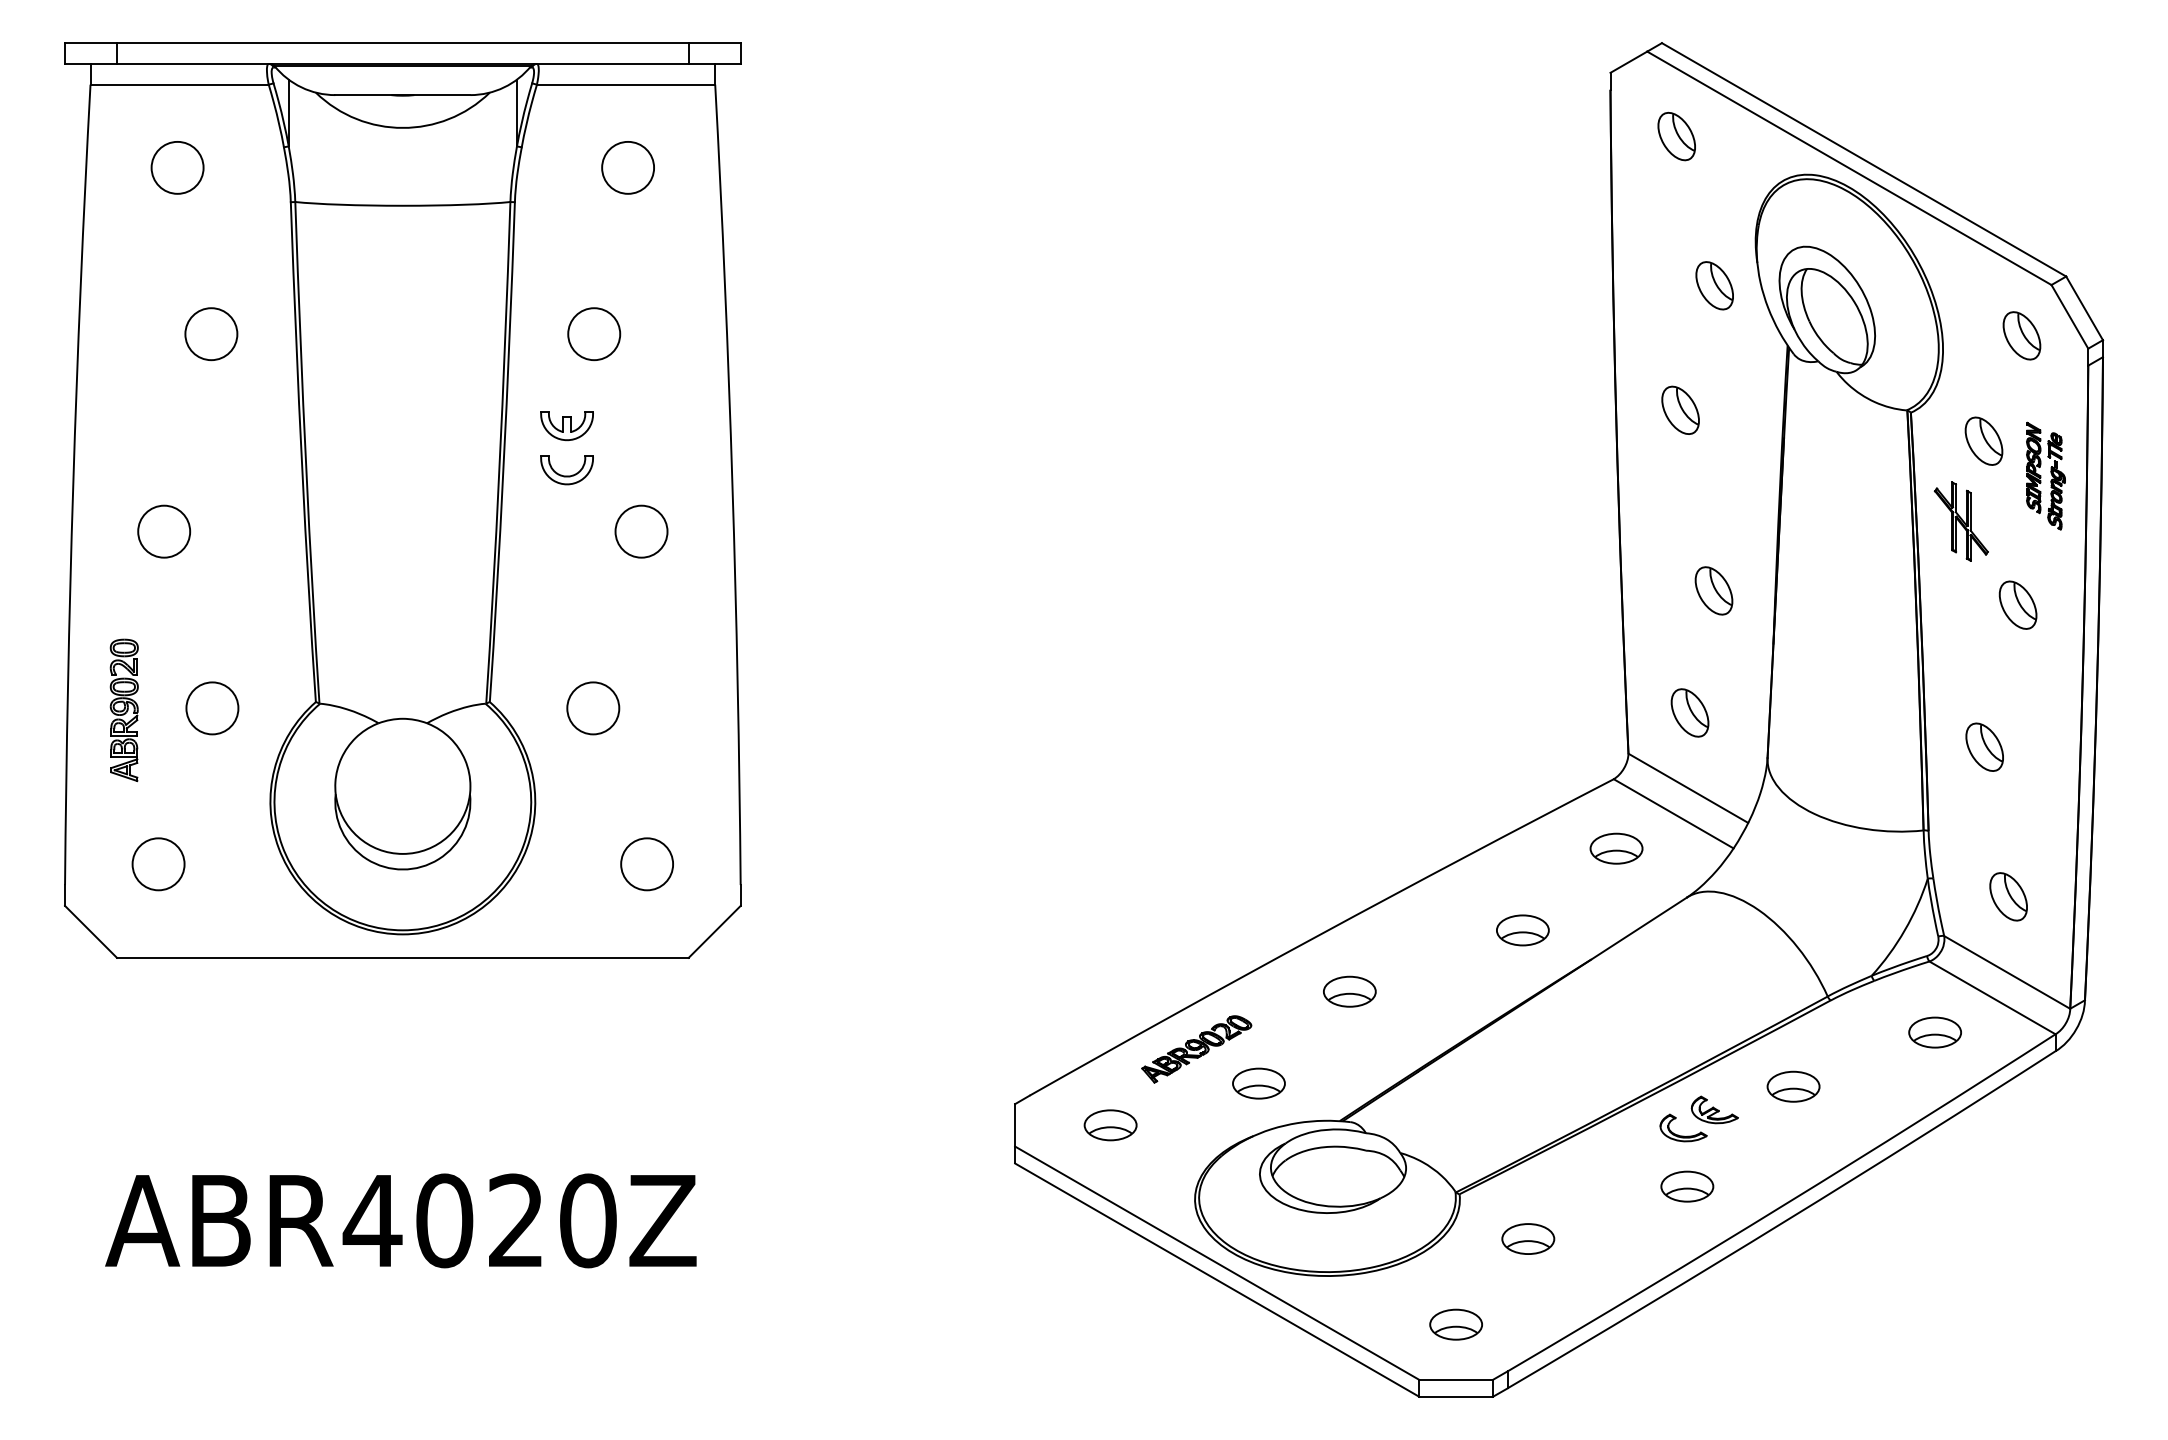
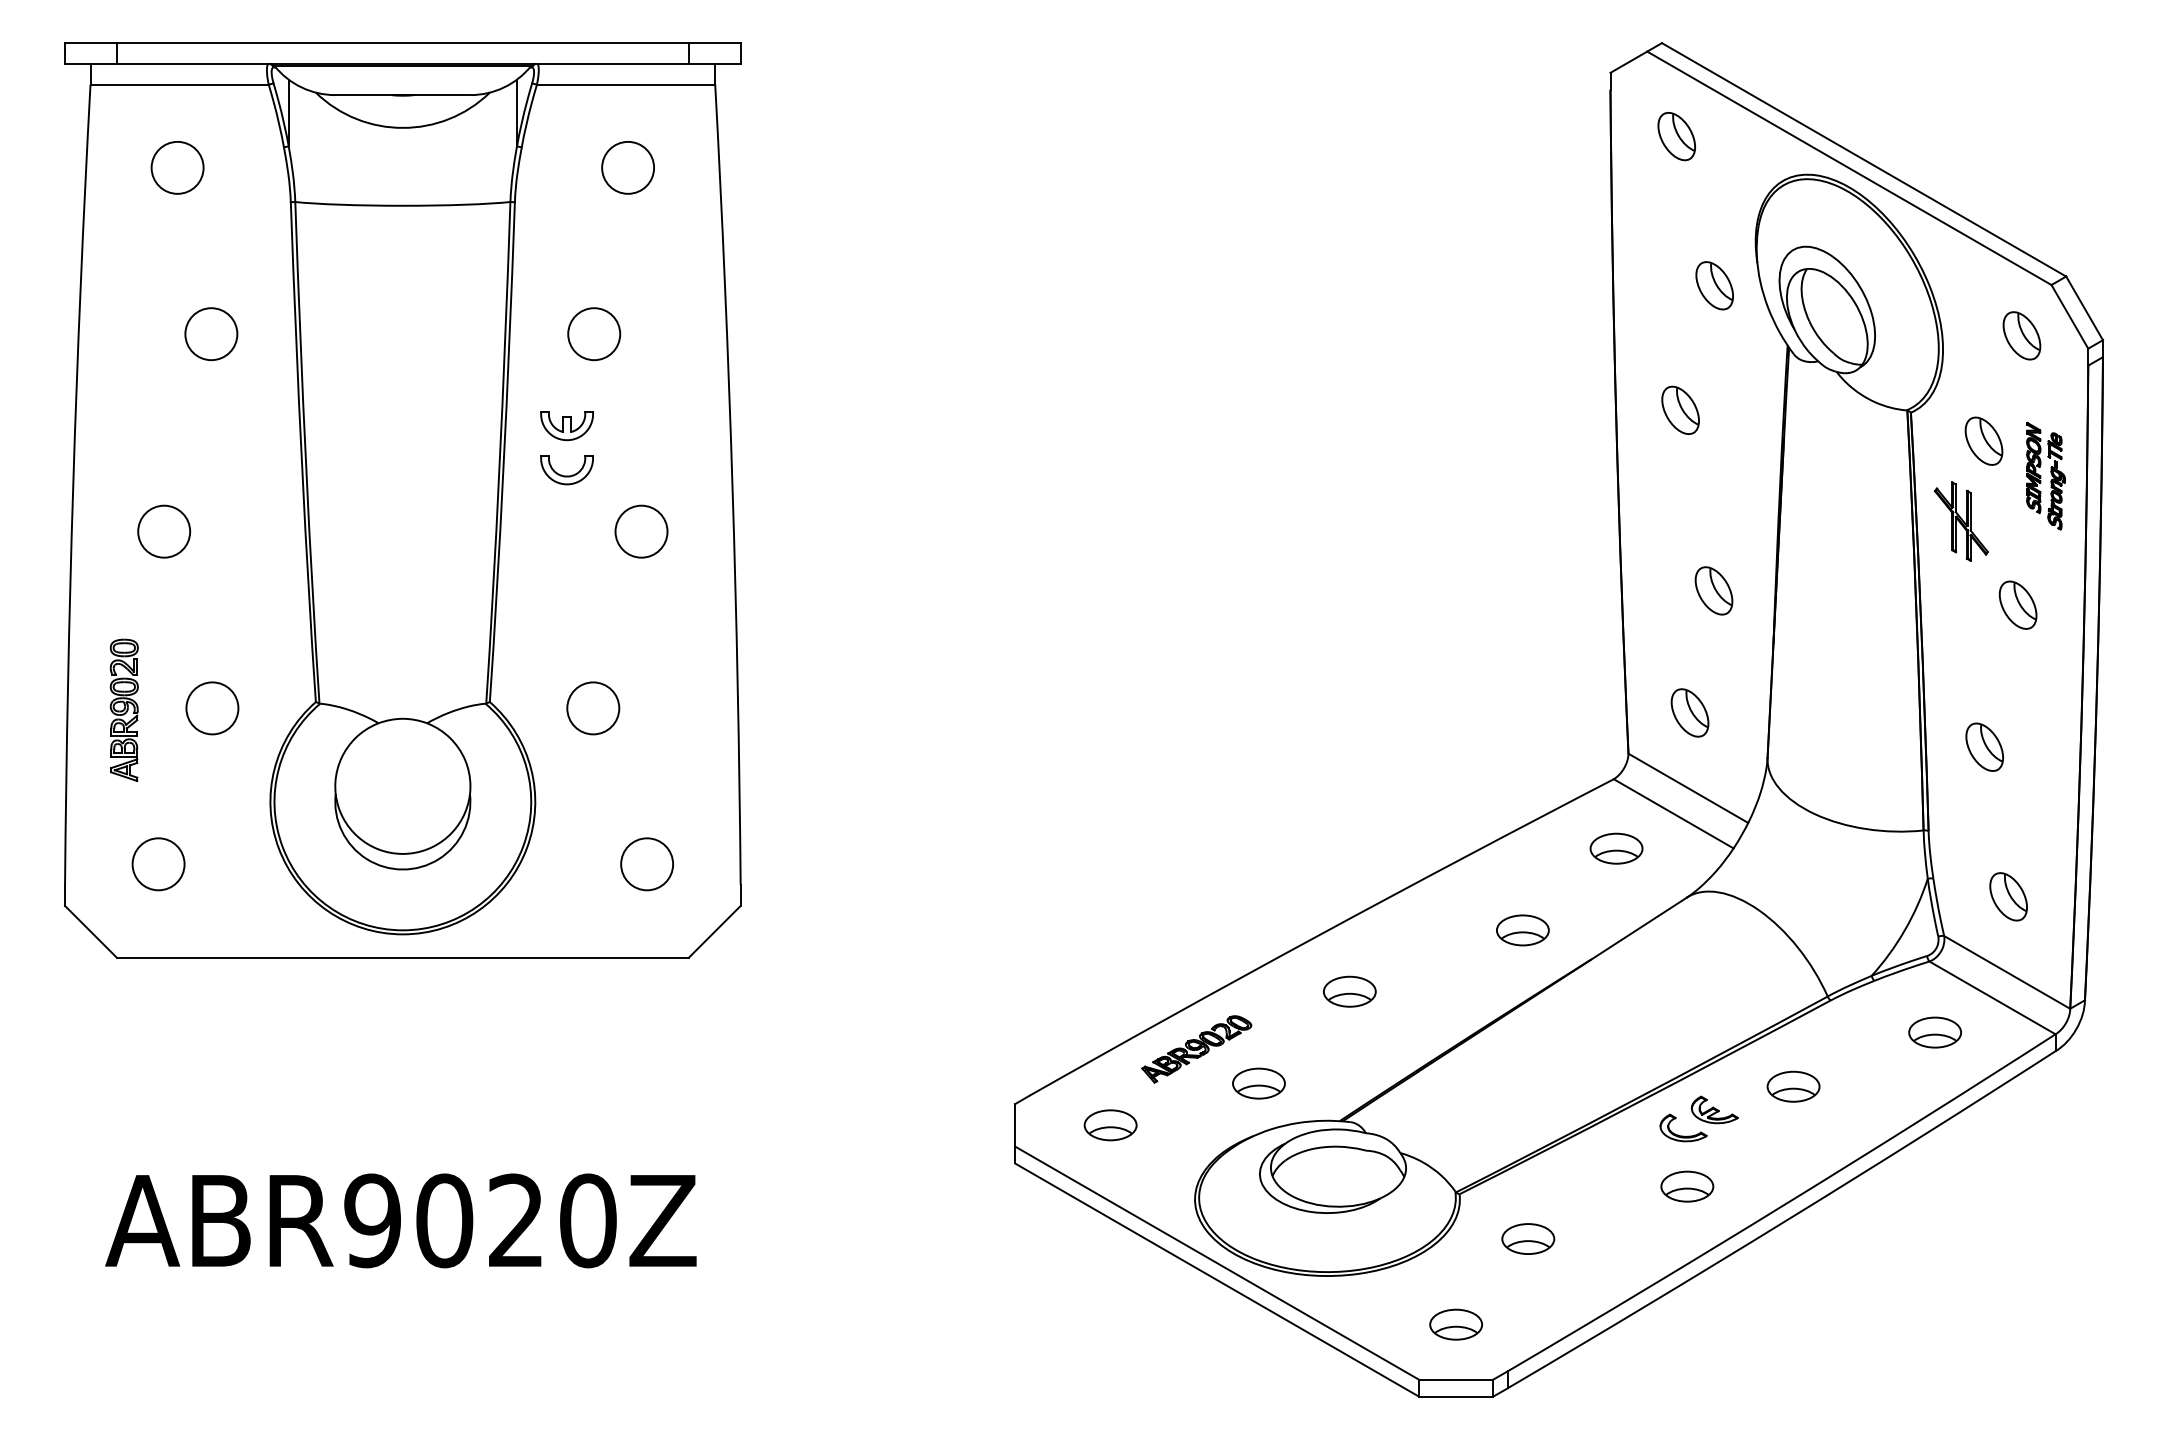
text: ABR4020Z -> ABR9020Z (372, 1220)
